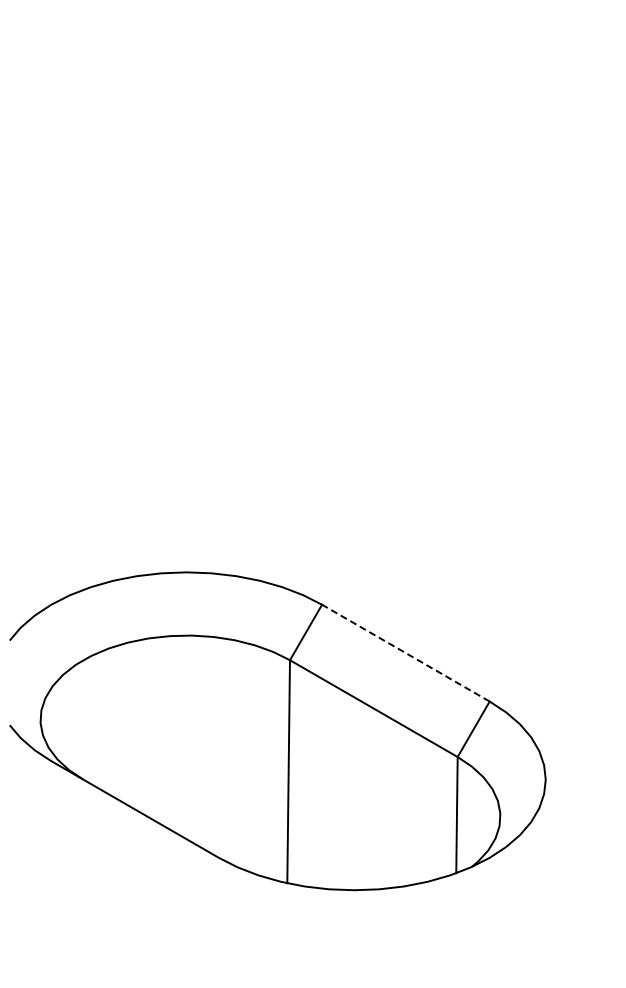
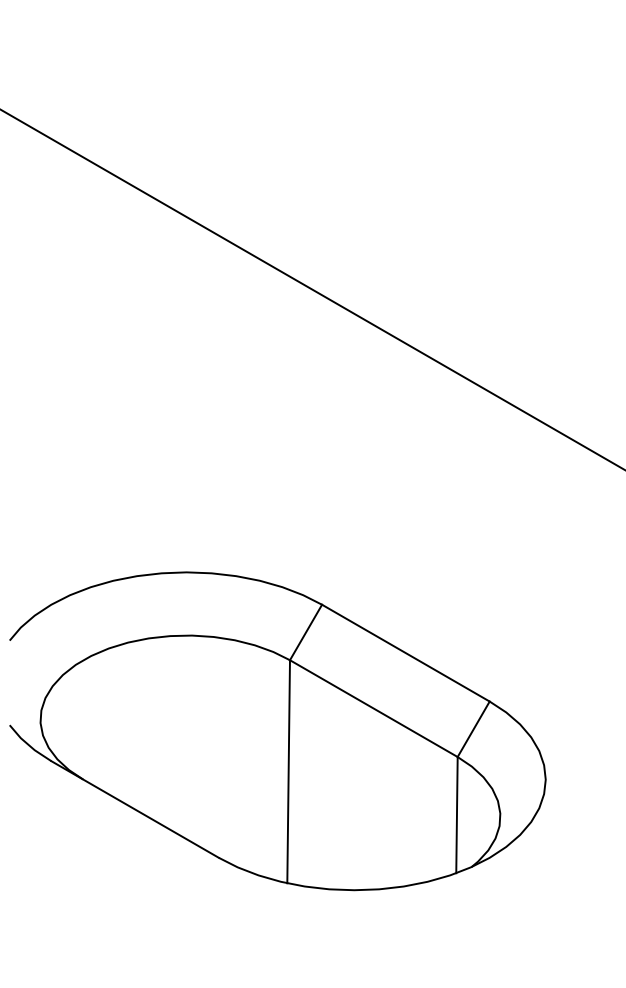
line: none -> present (312, 289)
line: dashed -> solid (405, 653)
